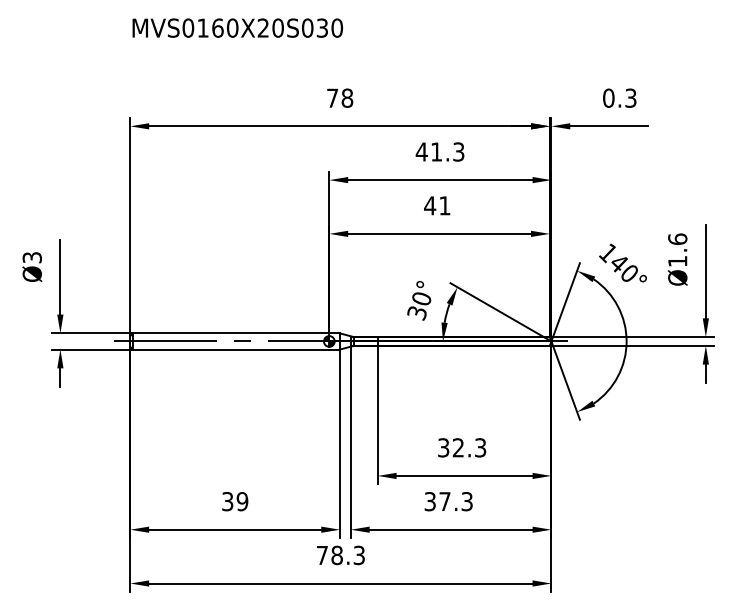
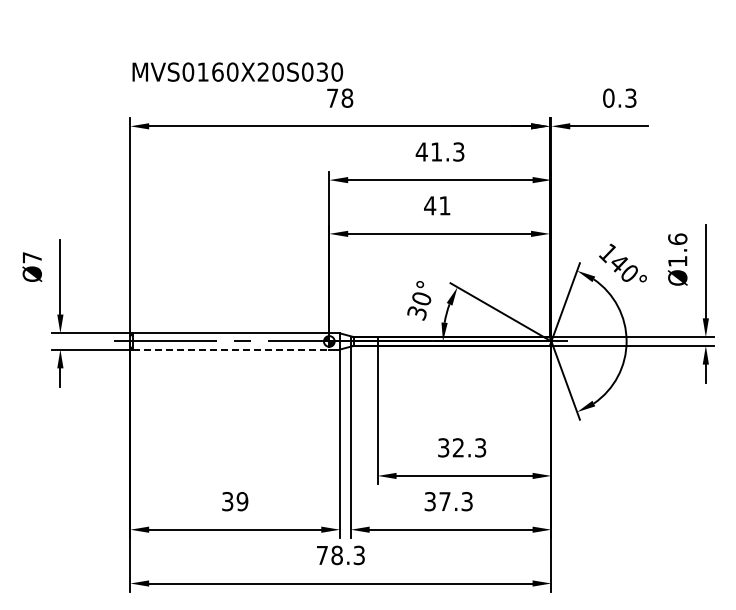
text position: (237, 27) -> (237, 71) (237, 71)
text: Ø3 -> Ø7 (31, 257)
line: solid -> dashed (231, 349)
